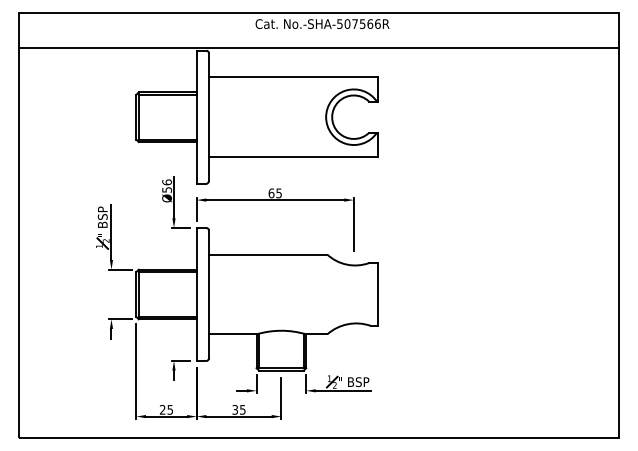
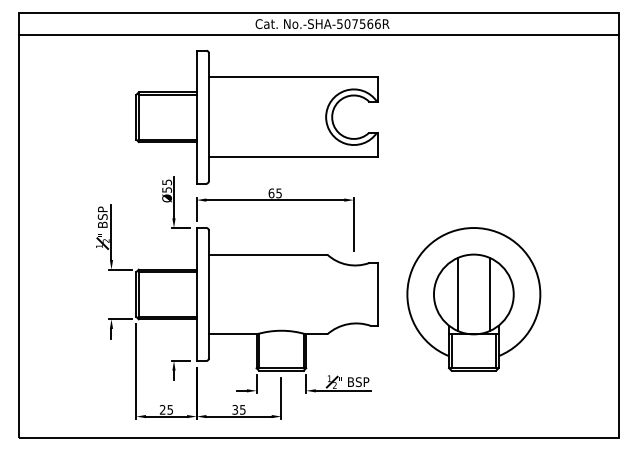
line position: (318, 48) -> (318, 35) (318, 35)
text: Ø56 -> Ø55 (167, 182)
part: none -> present (473, 299)
